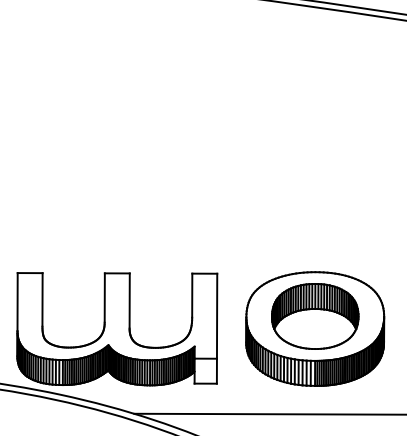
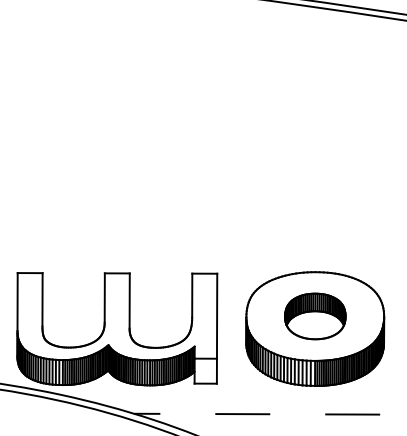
part size: 89x67 px -> 63x49 px (315, 316)
line: solid -> dashed (270, 414)
